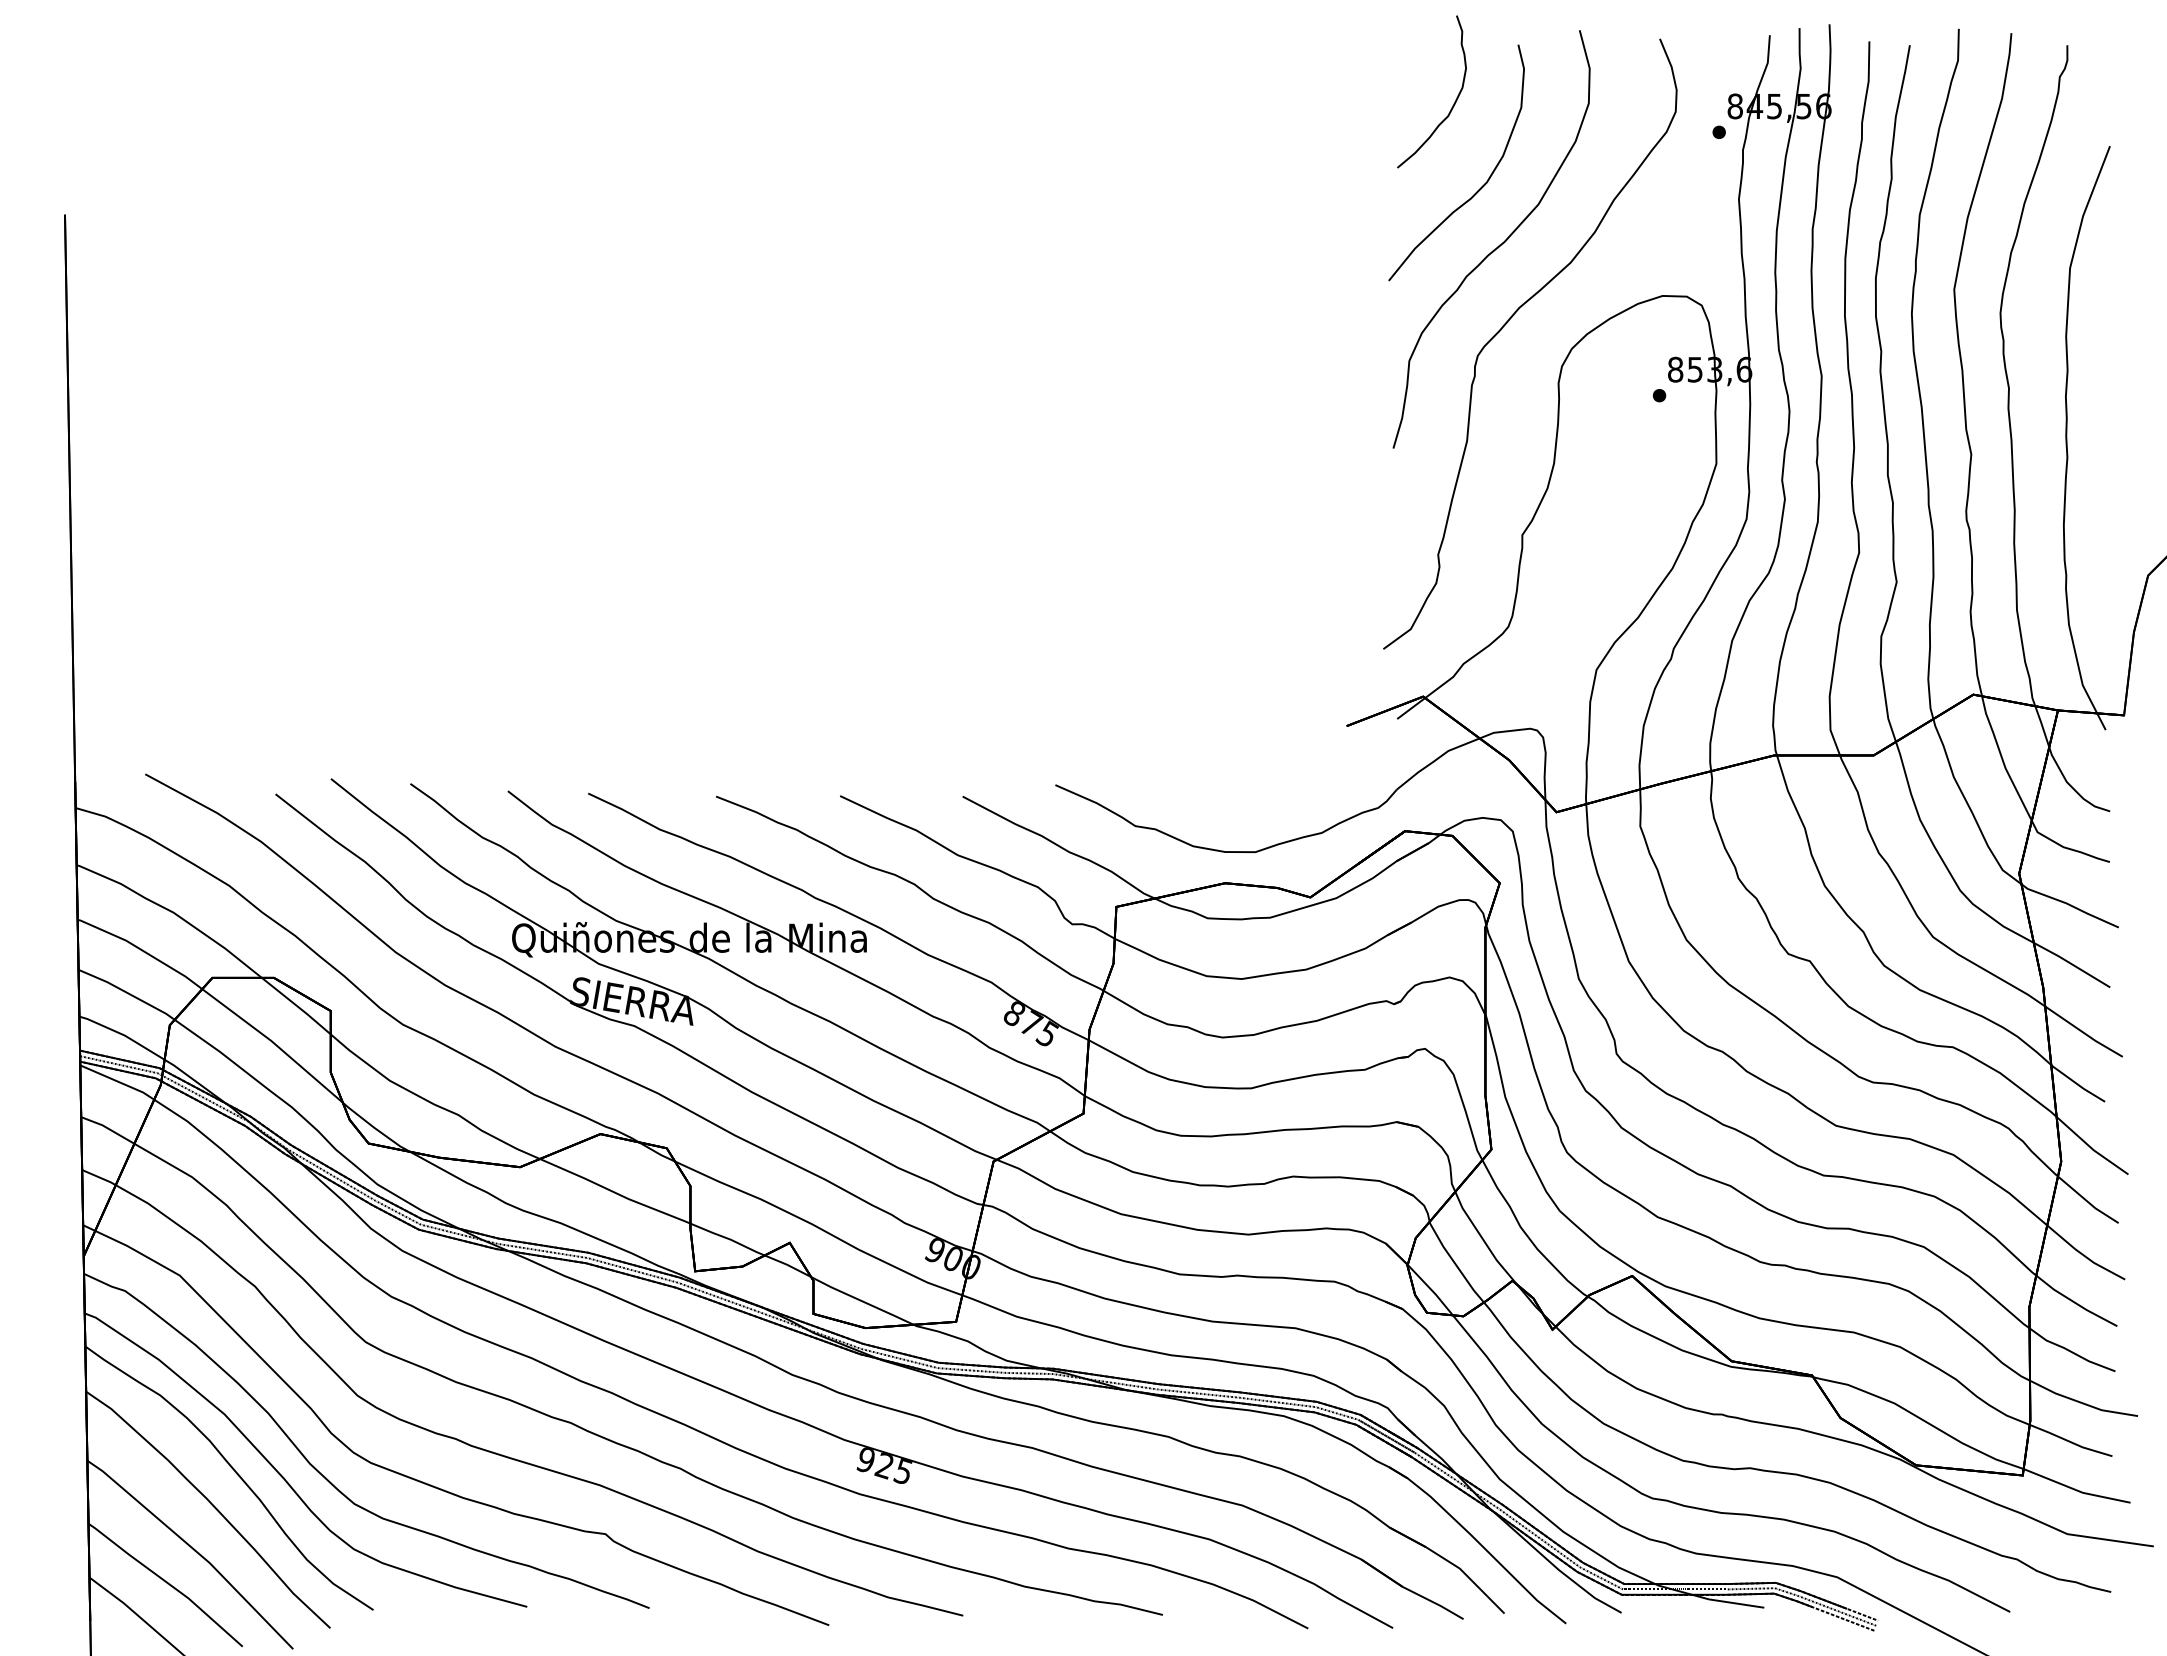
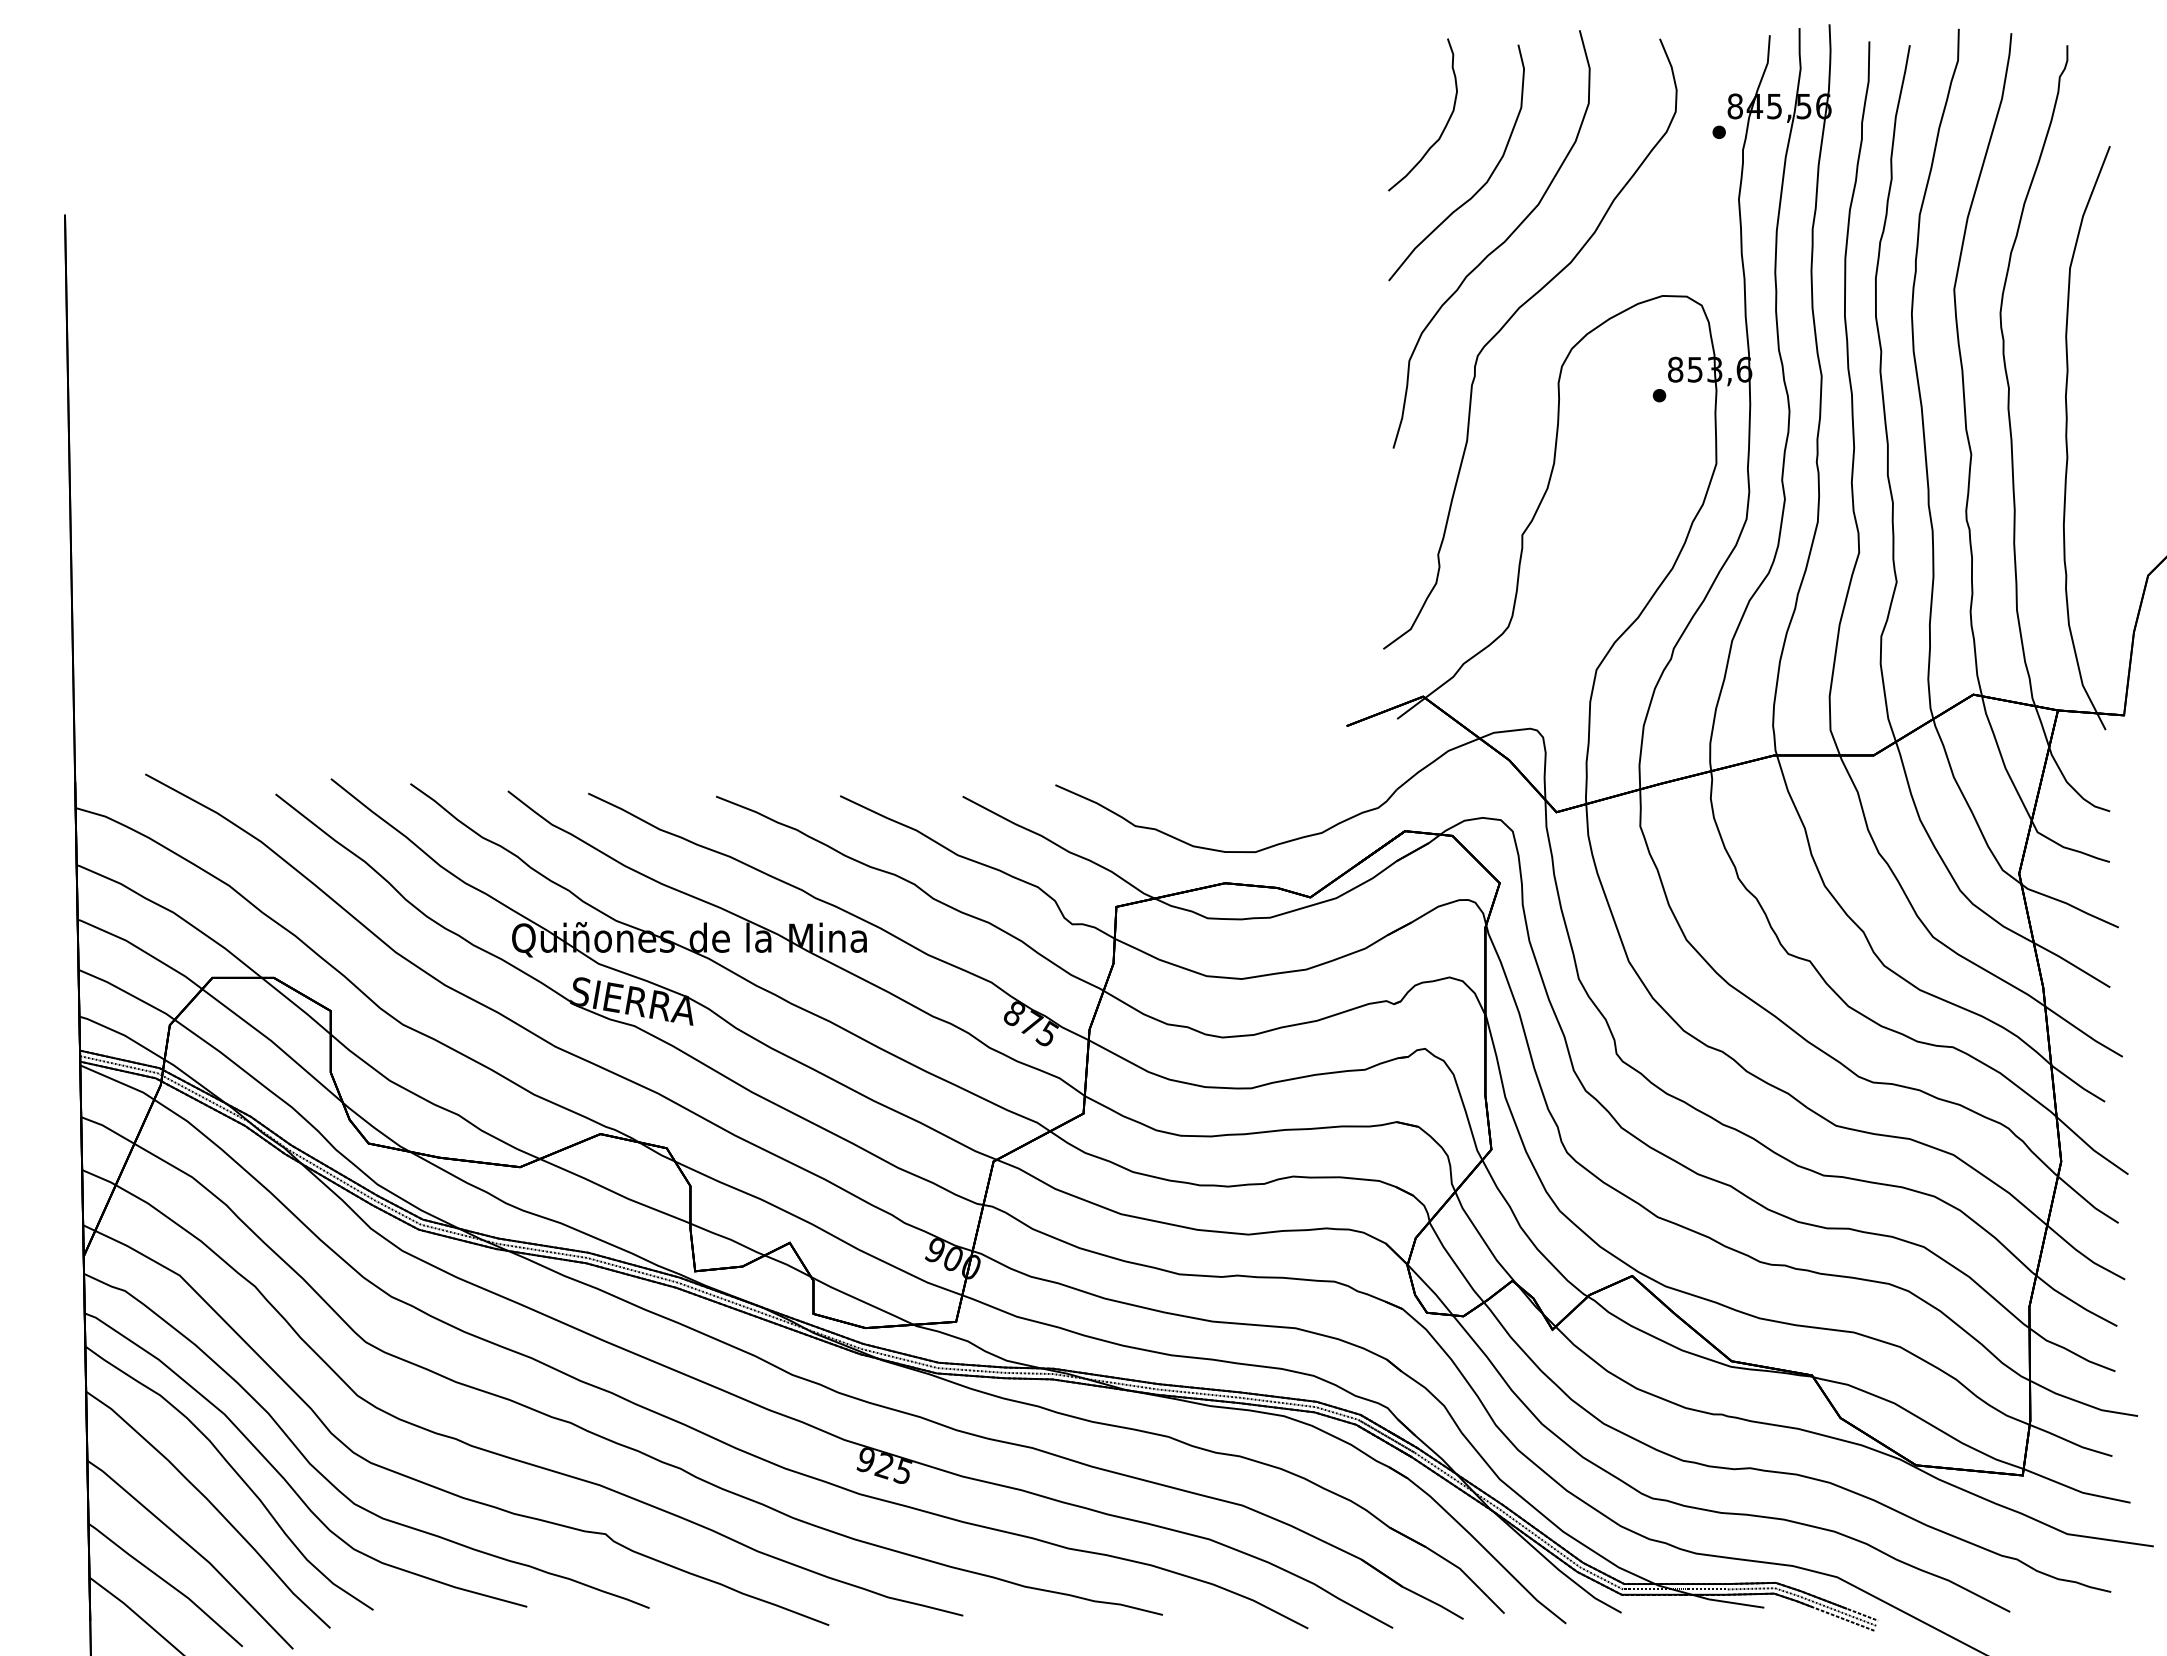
curve position: (1453, 103) -> (1444, 126) (1444, 126)
